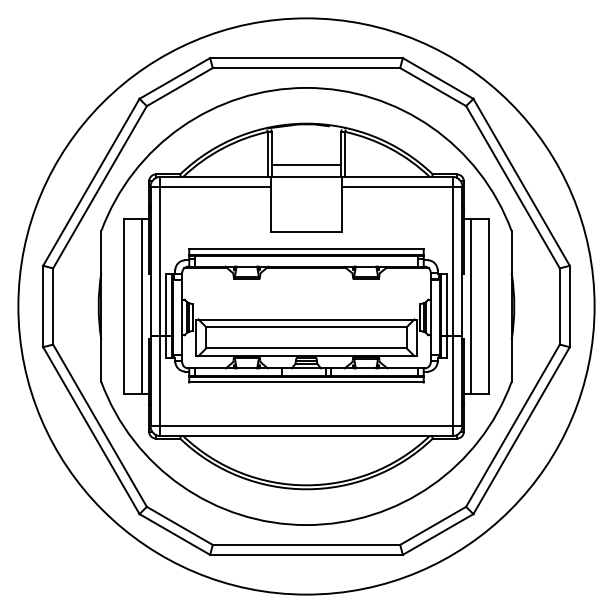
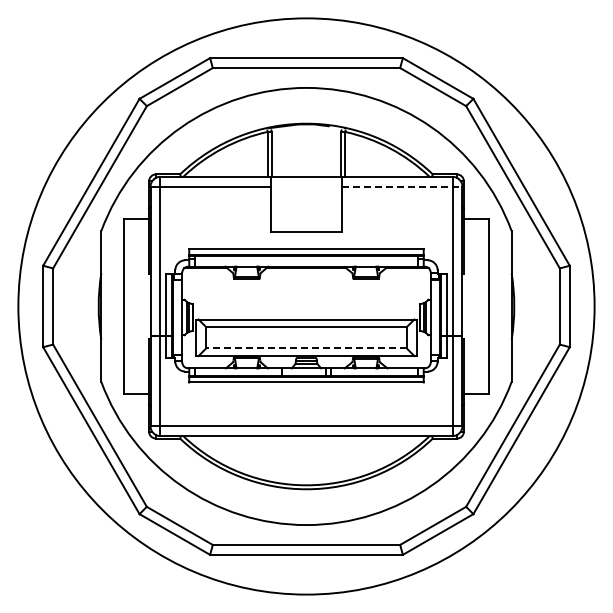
line: present -> none (306, 164)
line: solid -> dashed (402, 186)
line: present -> none (142, 306)
line: present -> none (470, 306)
line: solid -> dashed (305, 348)
